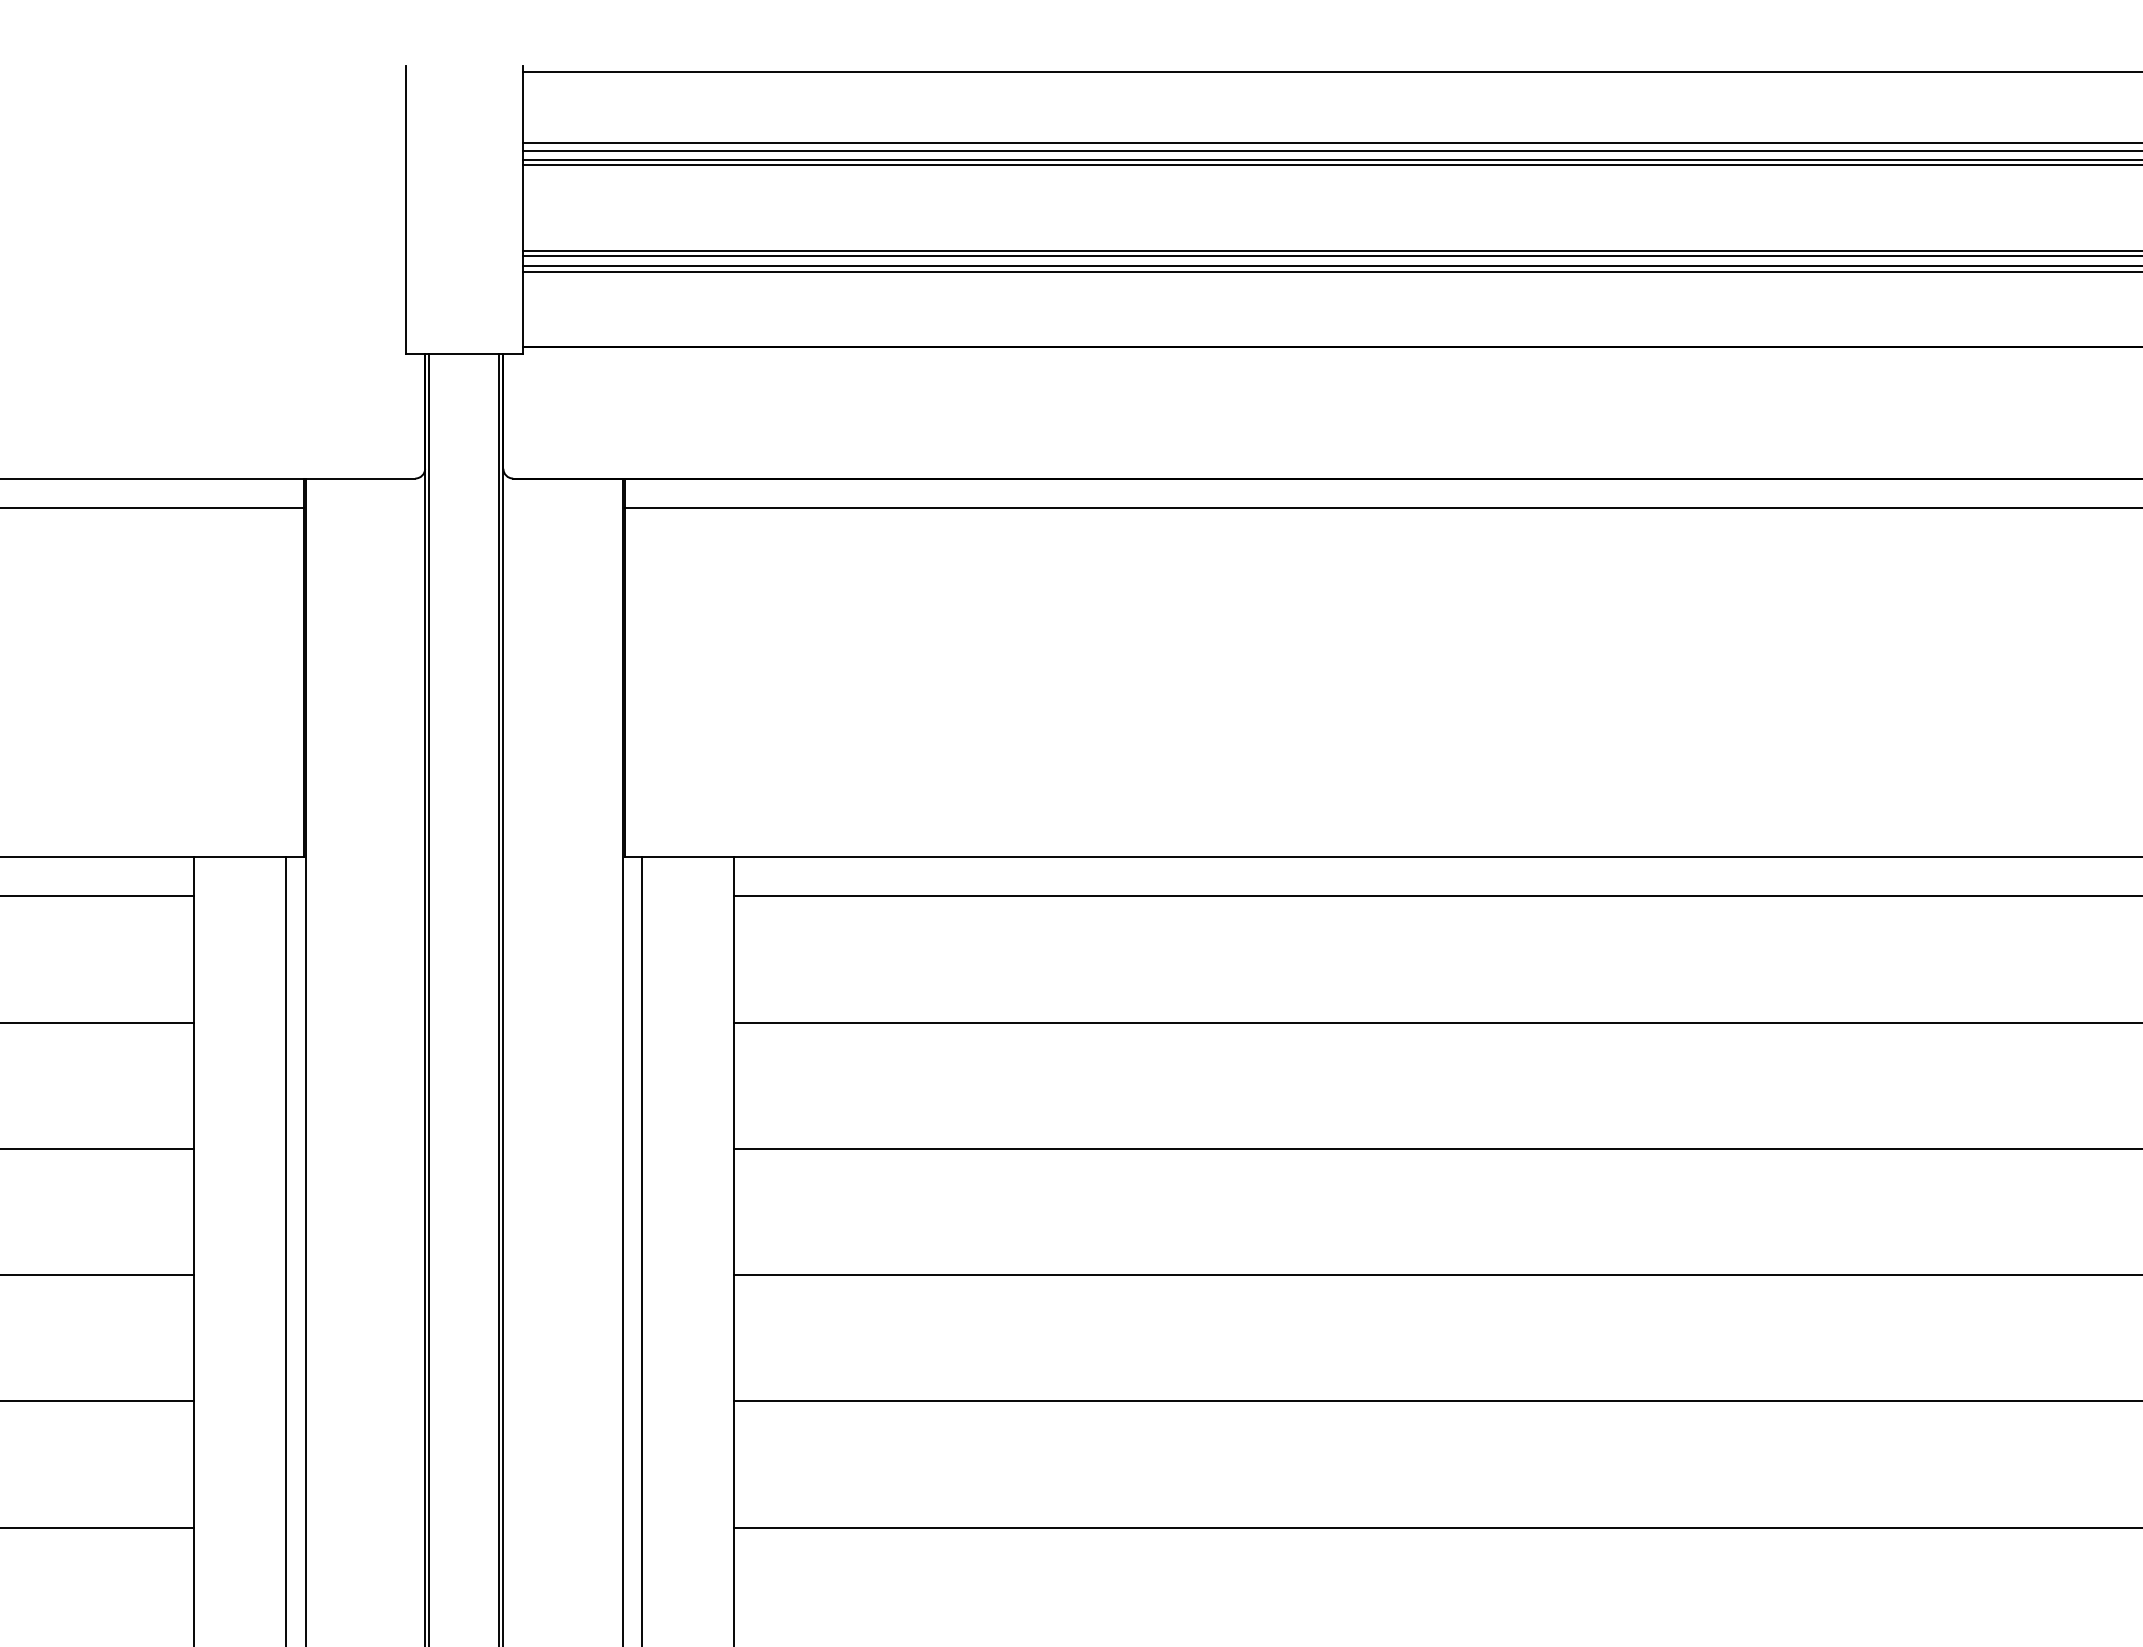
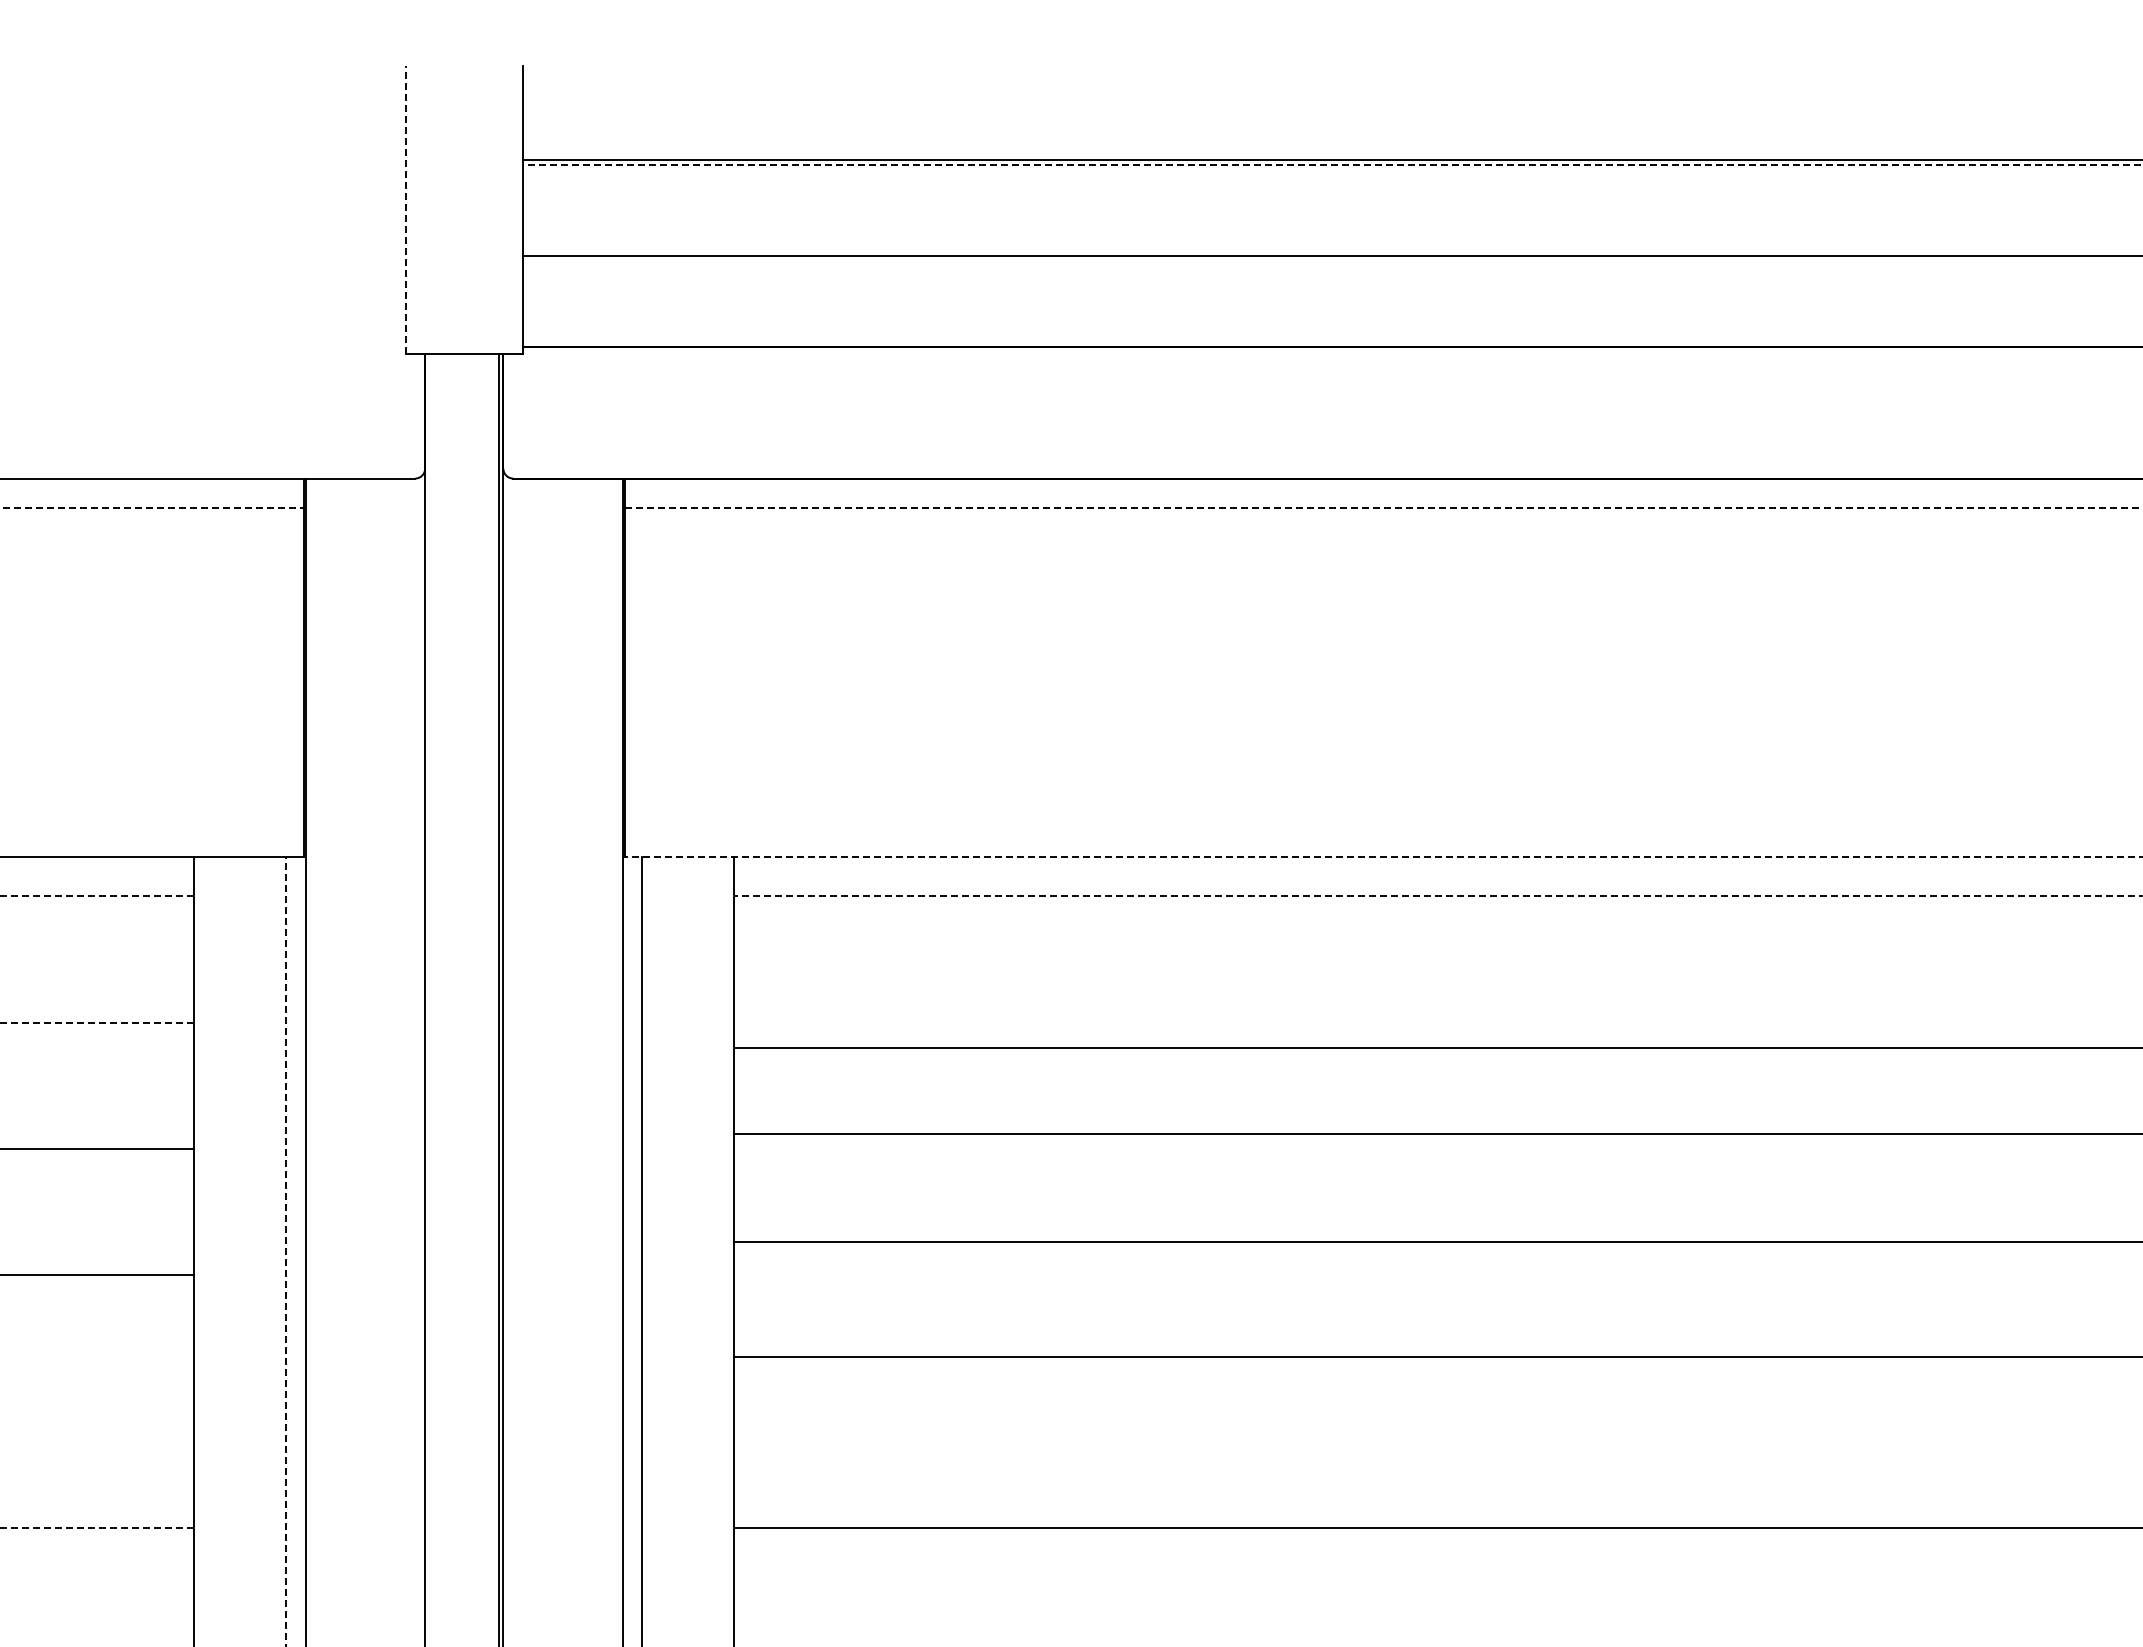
line: present -> none (1331, 72)
line: present -> none (1331, 143)
line: present -> none (1331, 150)
line: solid -> dashed (1332, 164)
line: solid -> dashed (405, 209)
line: present -> none (1331, 250)
line: present -> none (1331, 265)
line: present -> none (1331, 272)
line: solid -> dashed (152, 507)
line: solid -> dashed (1383, 507)
line: solid -> dashed (1383, 857)
line: solid -> dashed (97, 896)
line: solid -> dashed (1438, 896)
line: present -> none (429, 998)
line: solid -> dashed (97, 1022)
line position: (1436, 1022) -> (1436, 1047) (1436, 1047)
line position: (1436, 1148) -> (1436, 1133) (1436, 1133)
line: solid -> dashed (286, 1251)
line position: (1436, 1275) -> (1436, 1242) (1436, 1242)
line: present -> none (98, 1401)
line position: (1436, 1401) -> (1436, 1357) (1436, 1357)
line: solid -> dashed (97, 1527)
